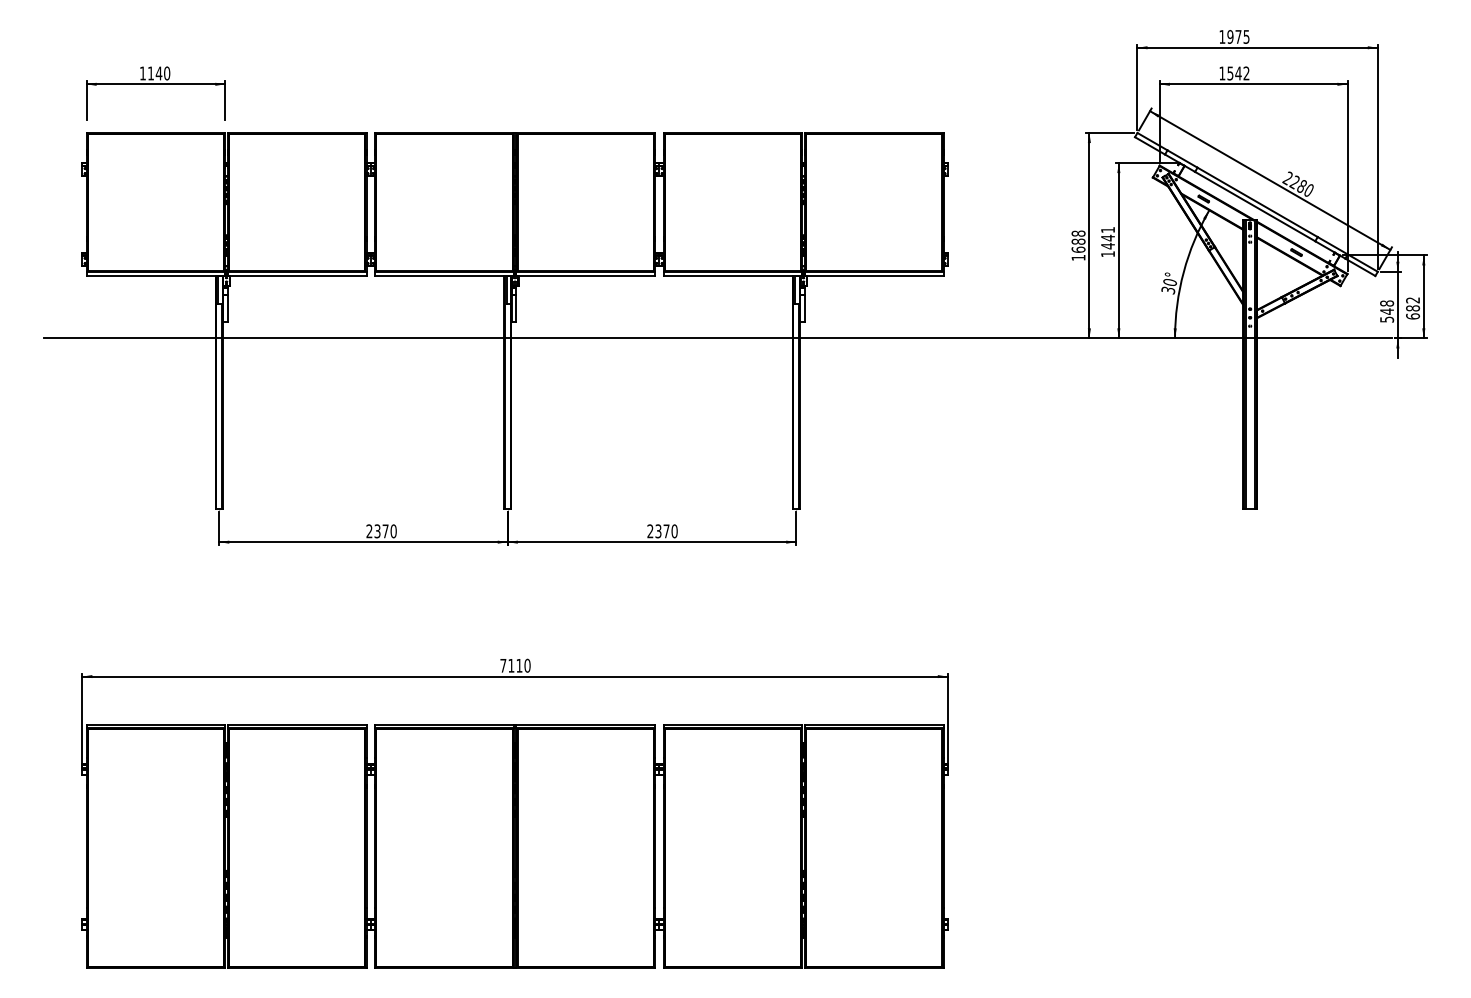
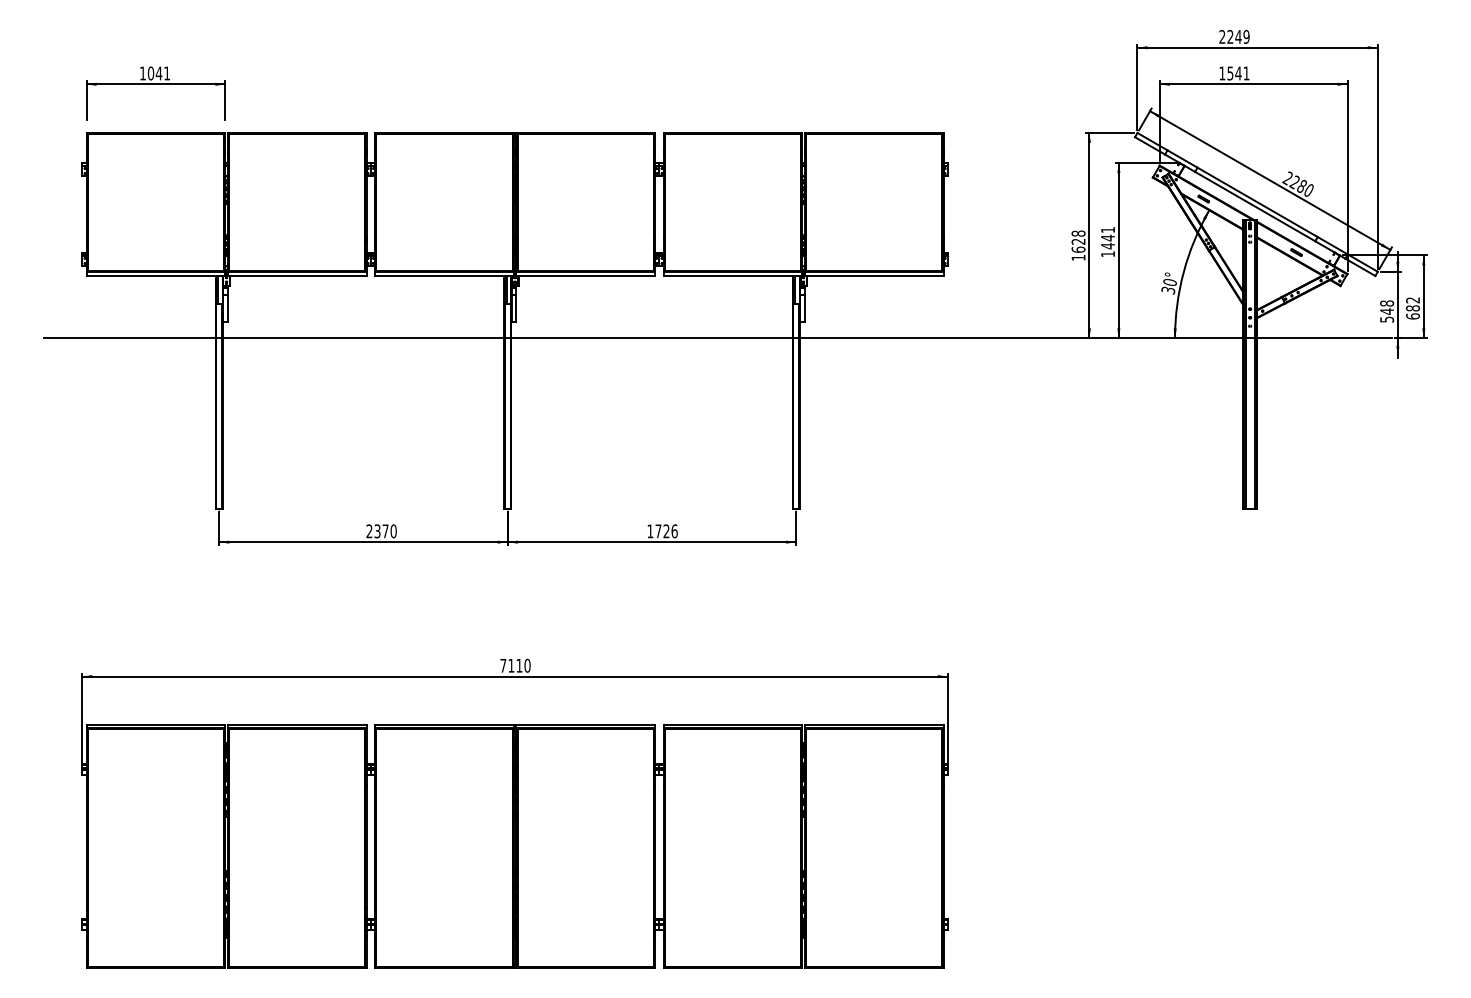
text: 1975 -> 2249 (1234, 36)
text: 1140 -> 1041 (158, 73)
text: 1542 -> 1541 (1246, 73)
text: 1688 -> 1628 (1078, 241)
text: 2370 -> 1726 (662, 531)
